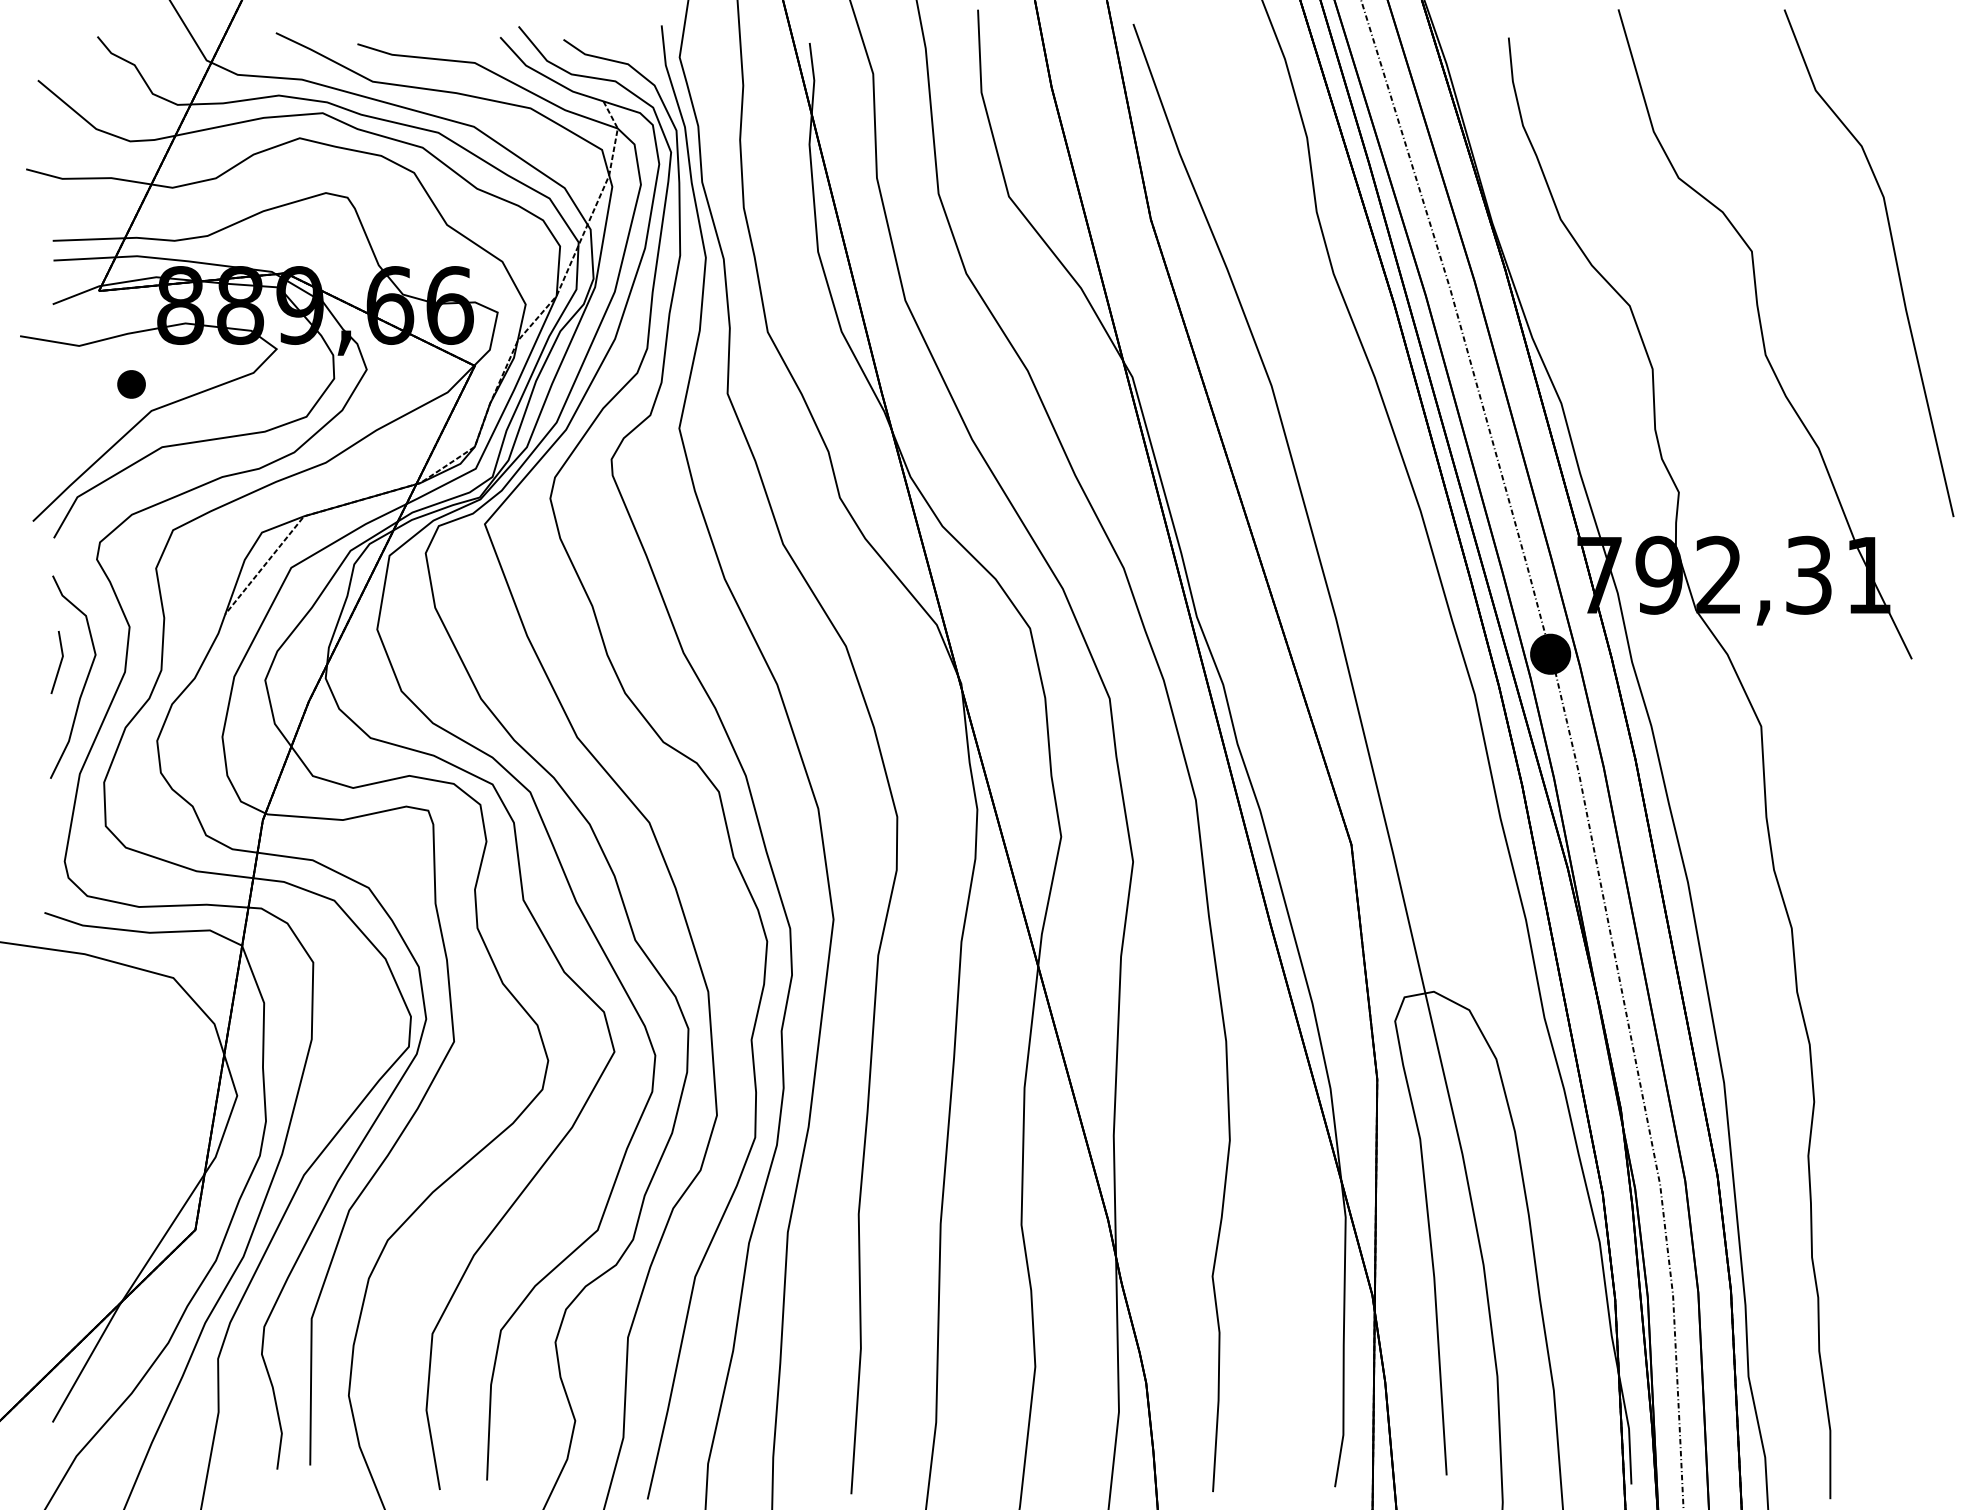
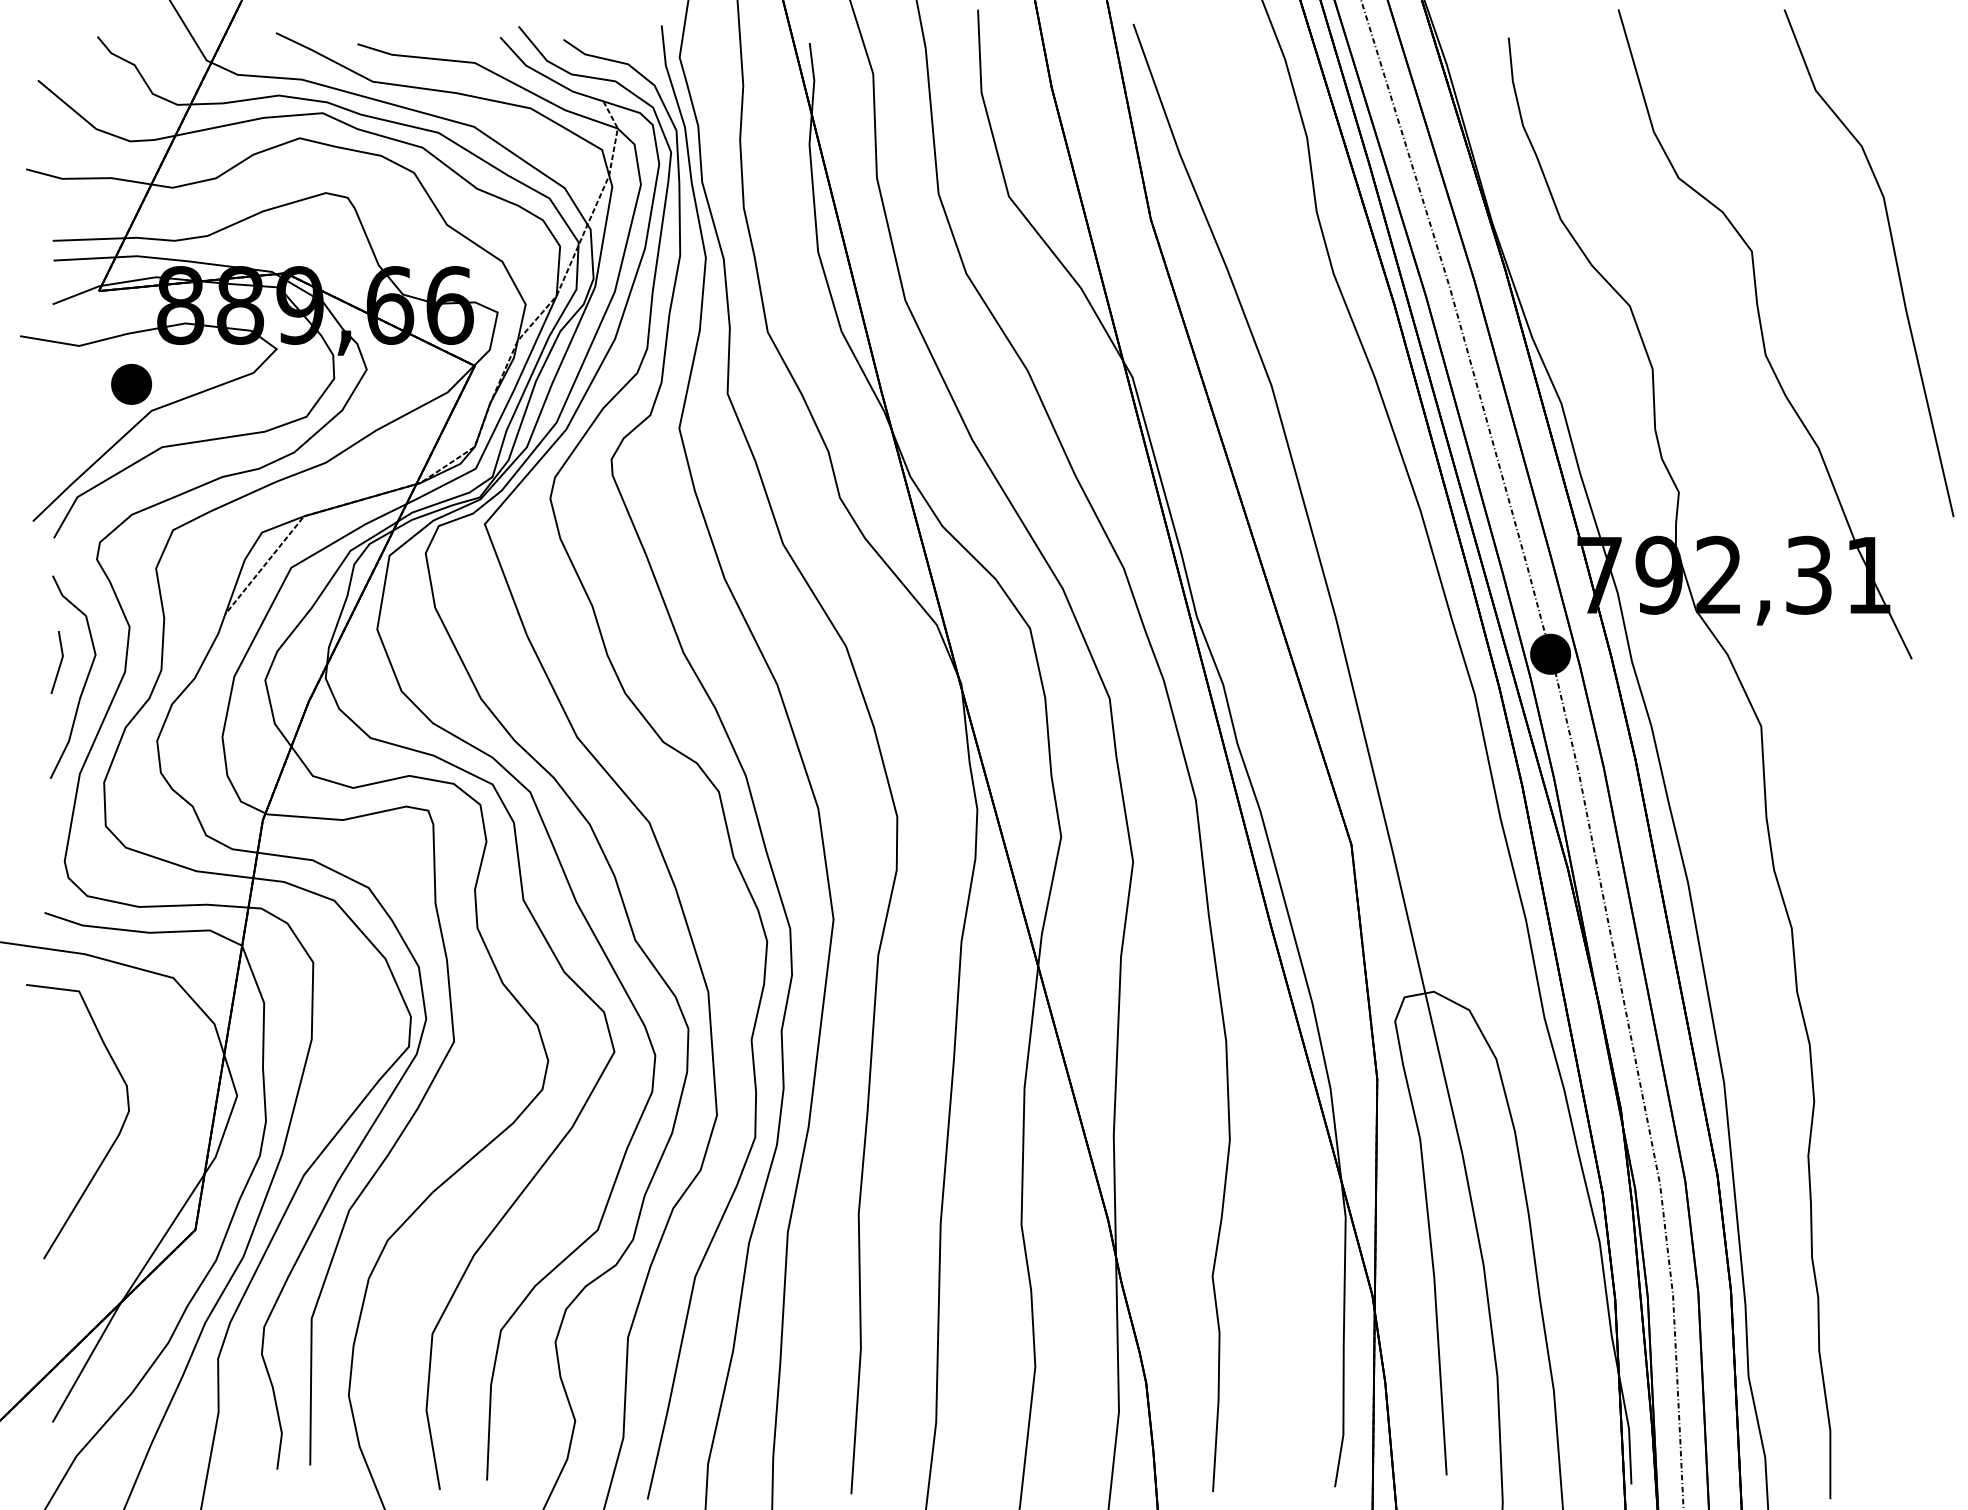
part size: 29x29 px -> 41x41 px (131, 384)
part: none -> present (113, 1141)
